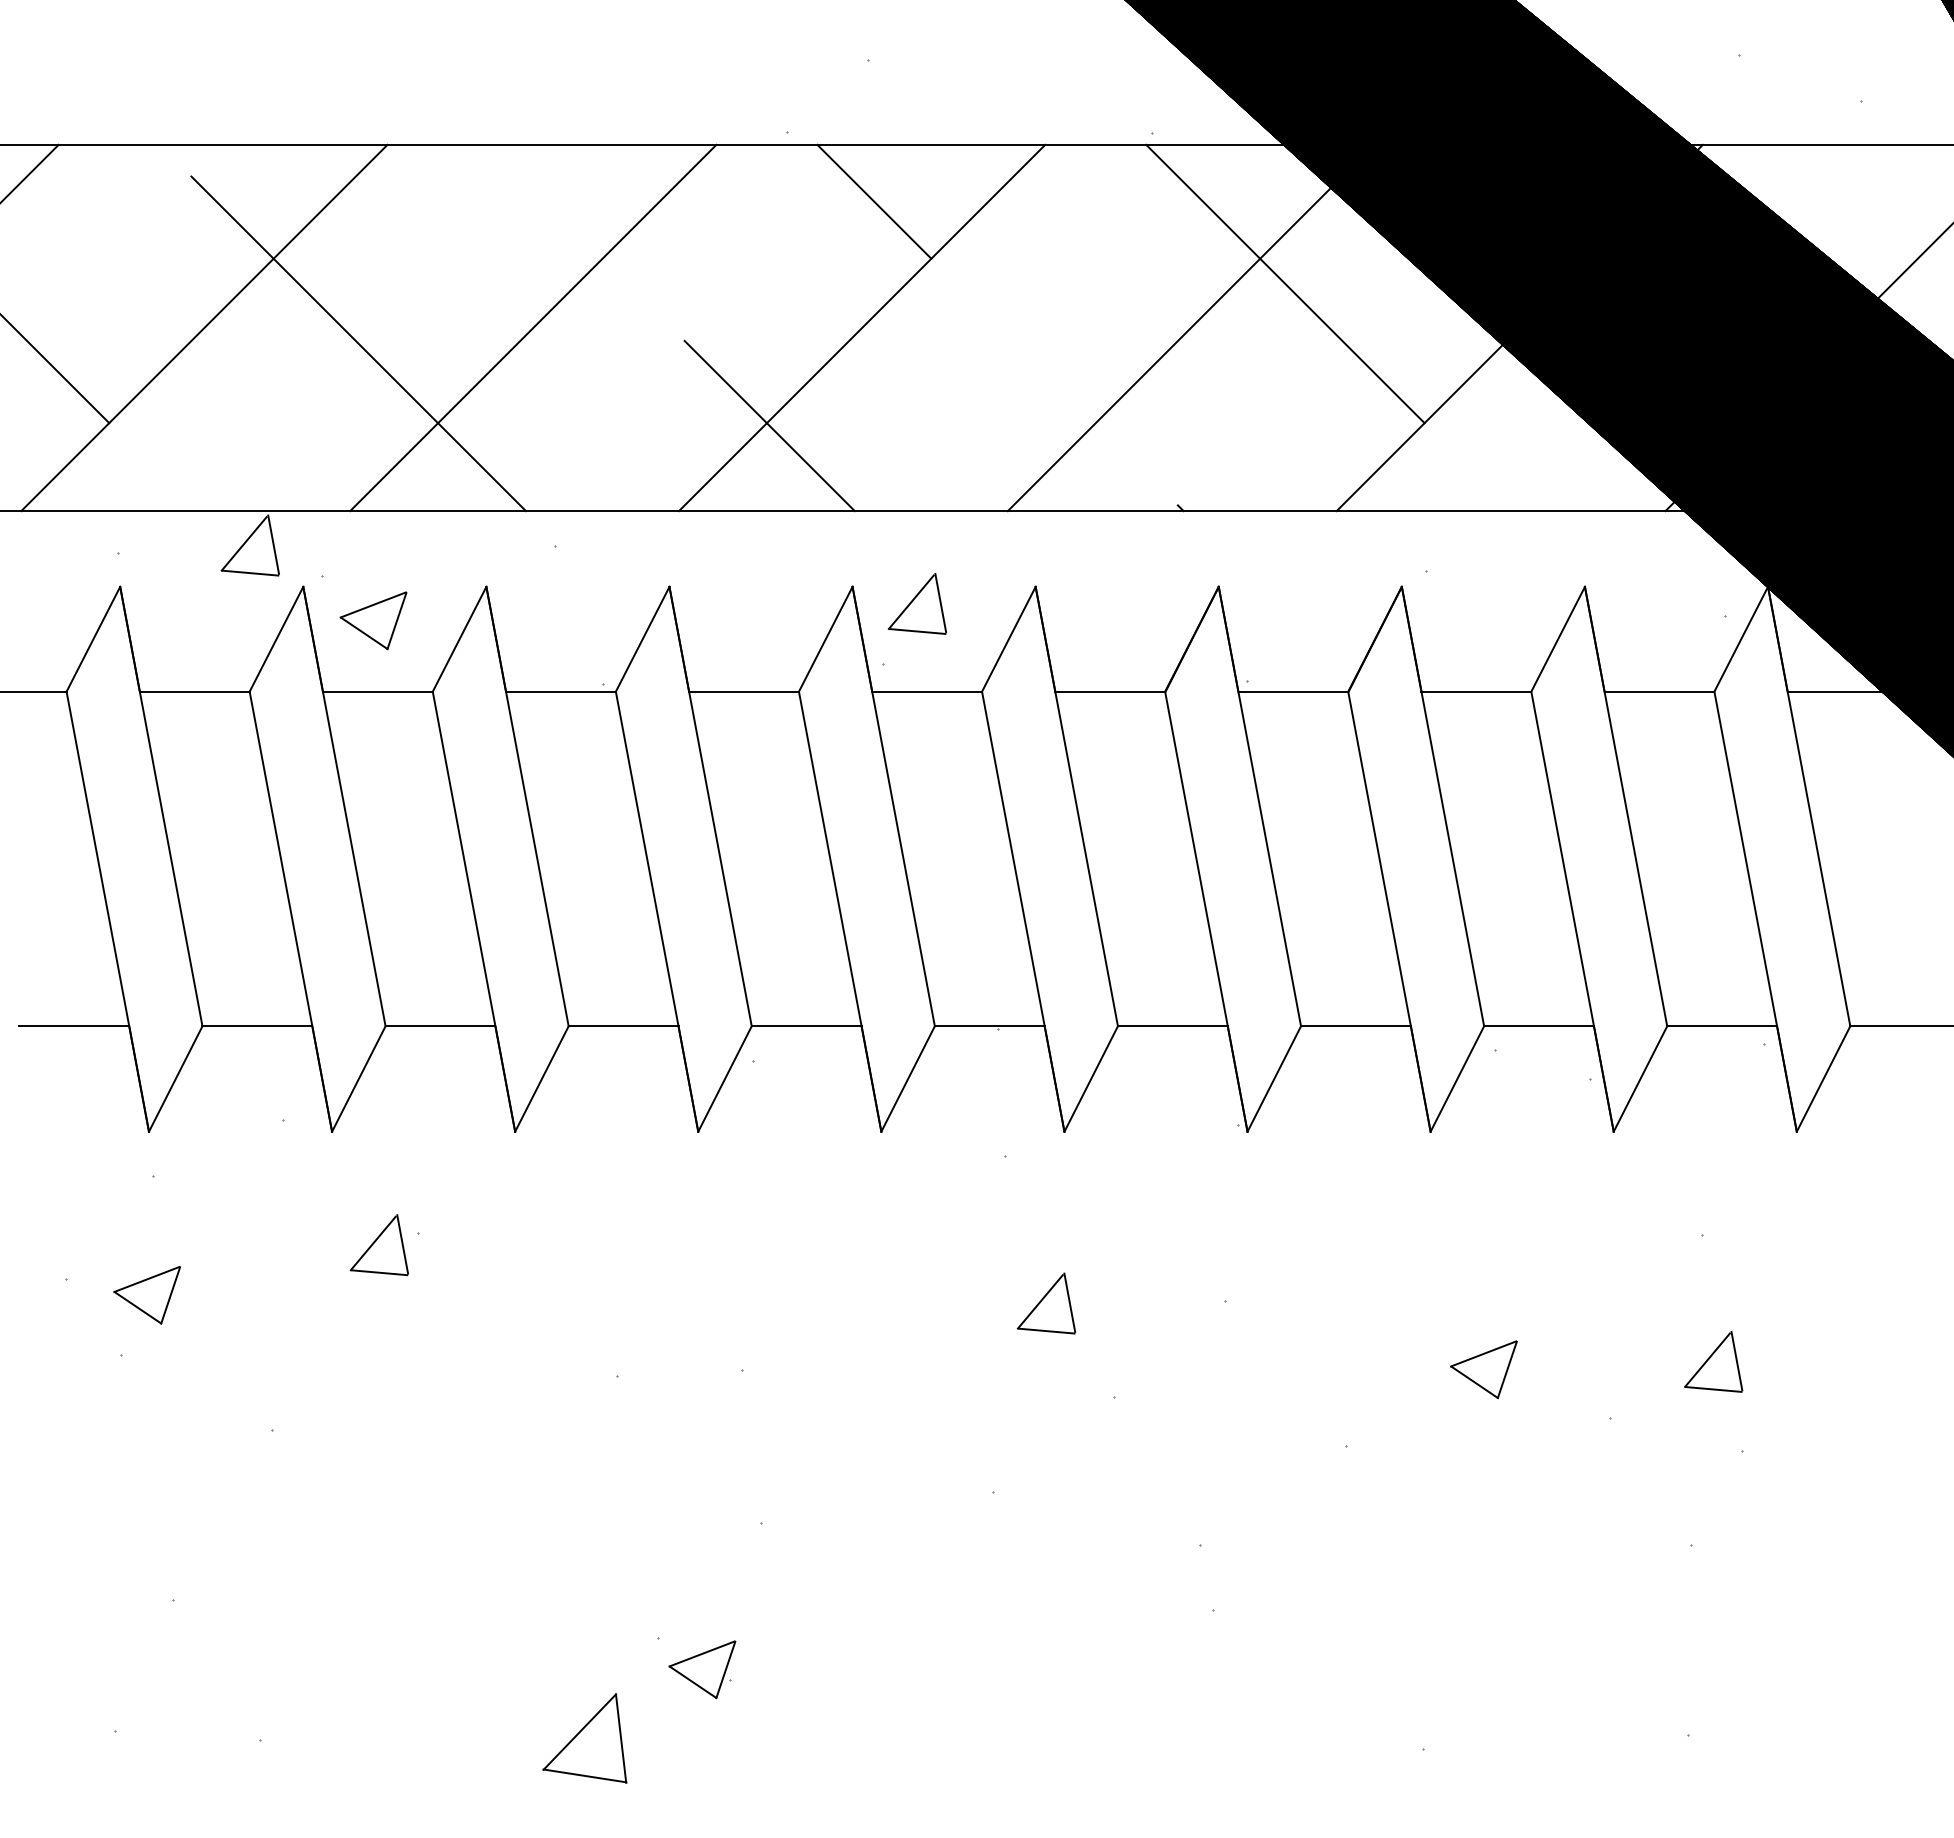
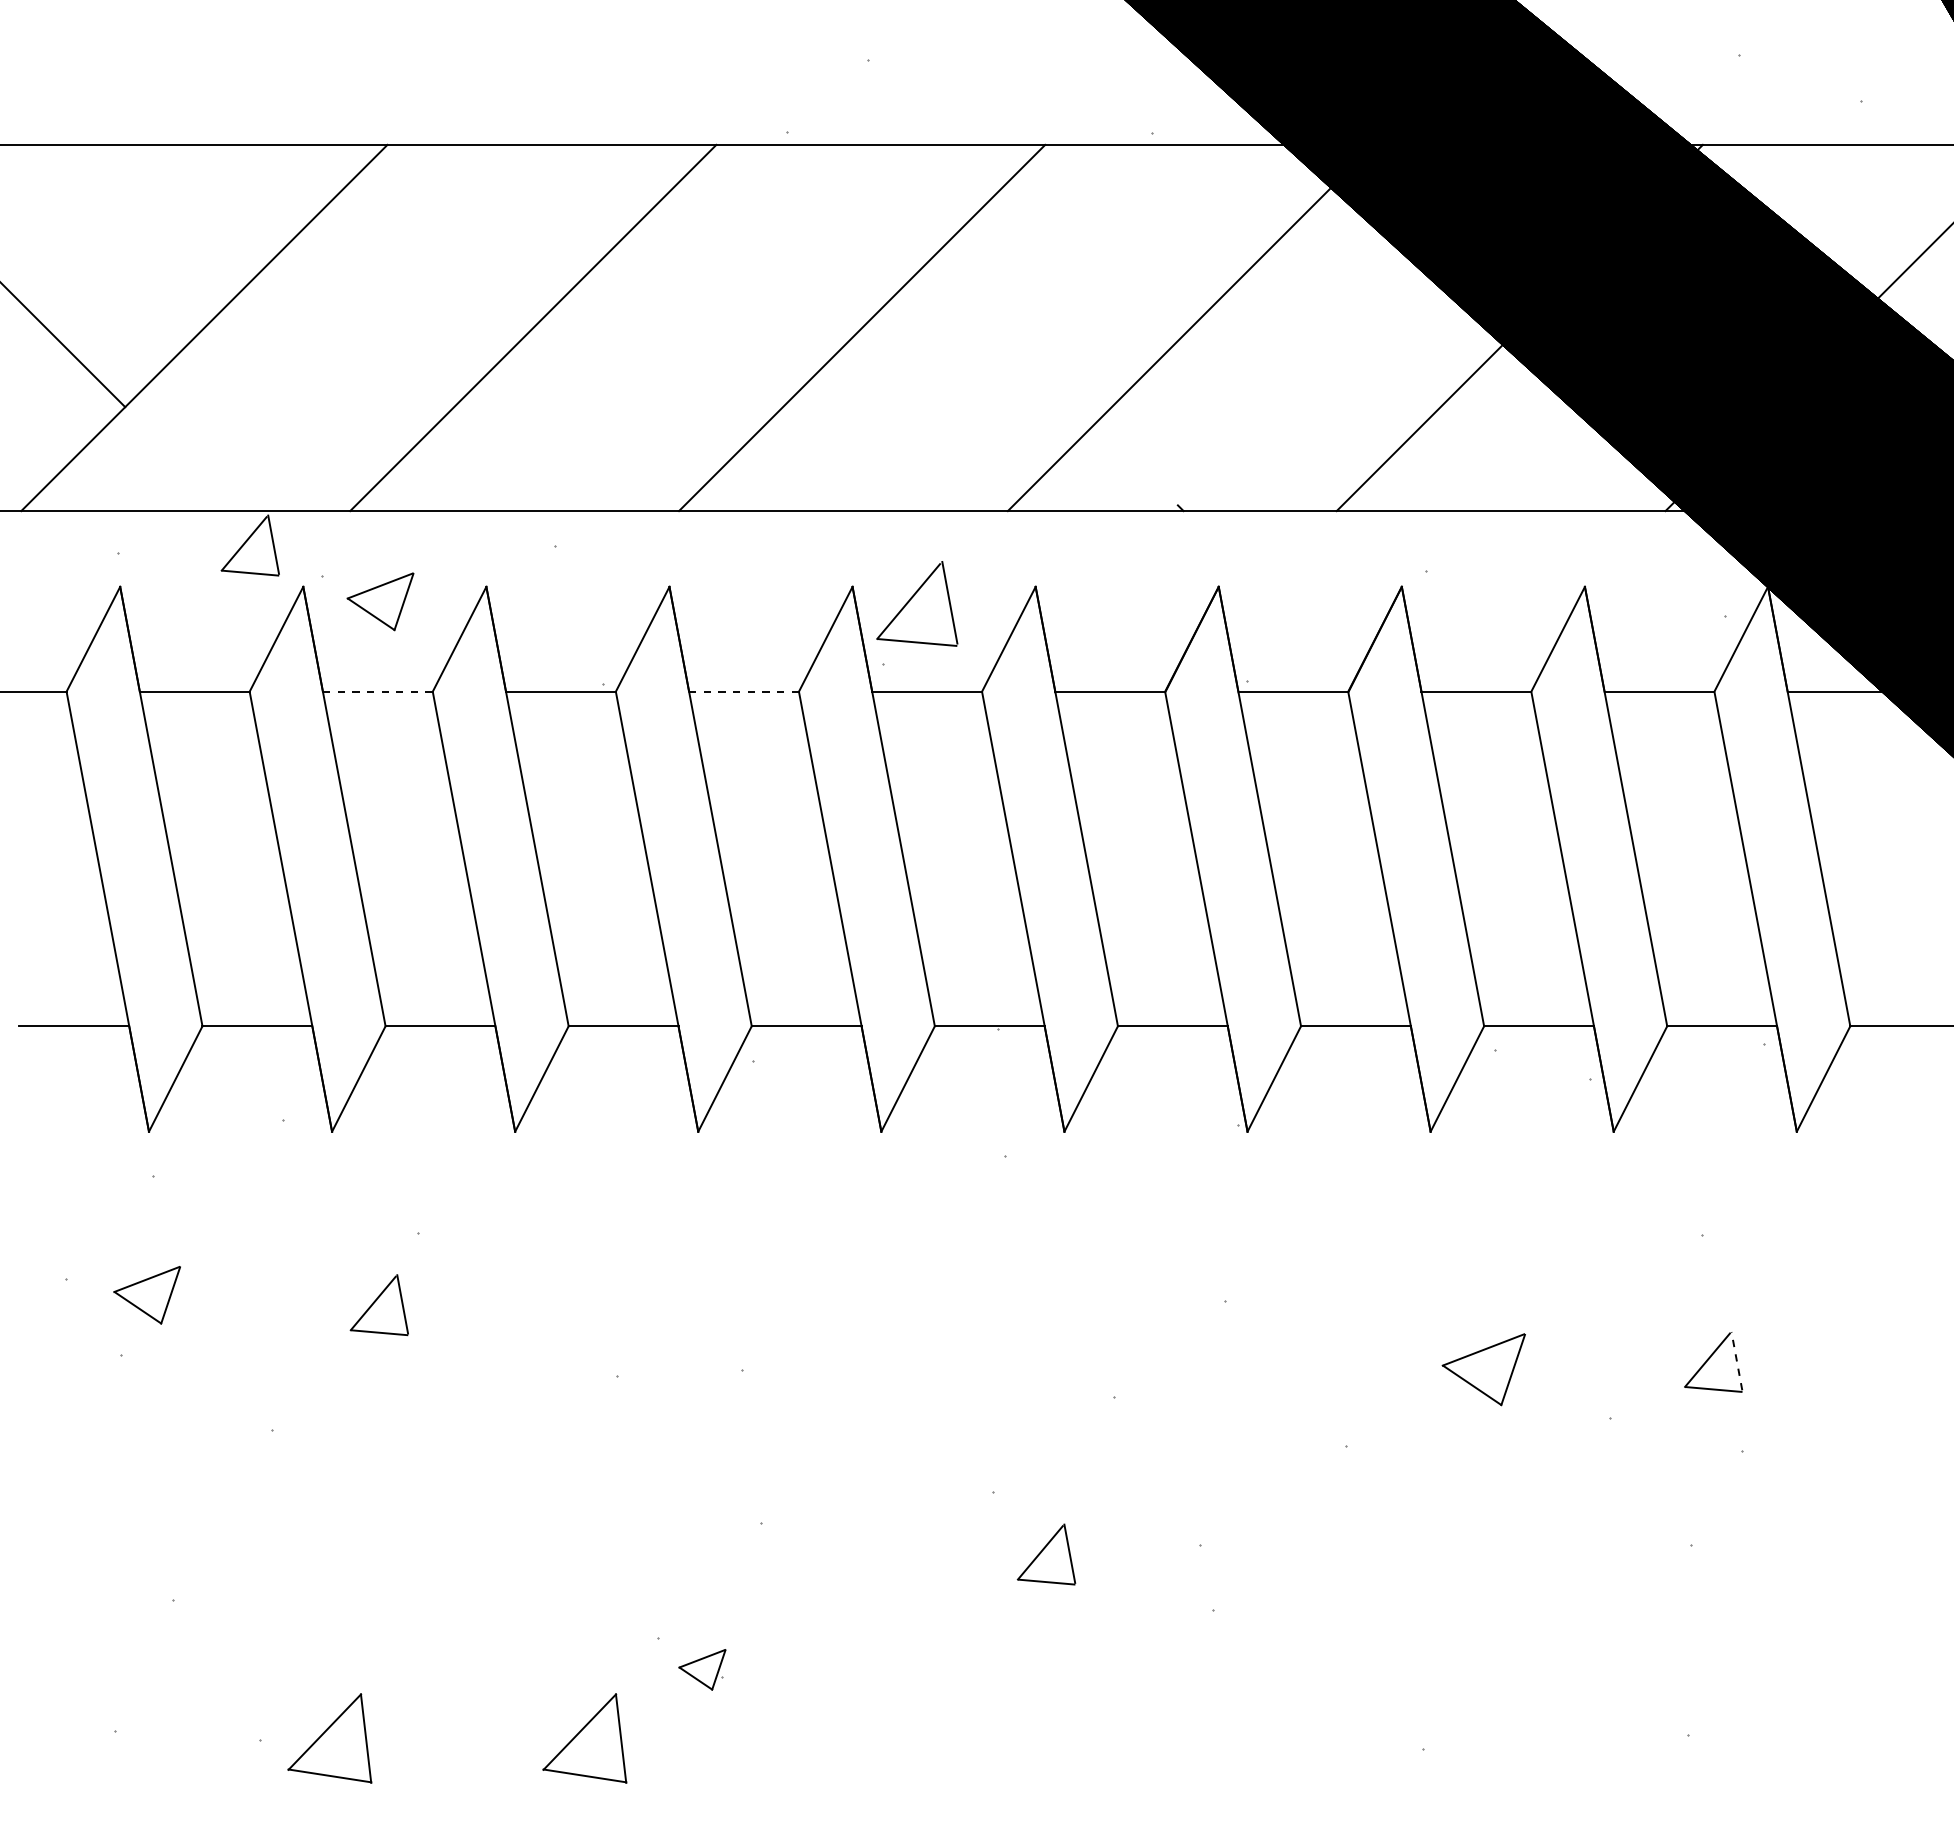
line: present -> none (30, 172)
line: present -> none (874, 201)
line: present -> none (1285, 283)
line: present -> none (358, 343)
line position: (55, 369) -> (63, 345) (63, 345)
line: present -> none (769, 425)
part size: 60x62 px -> 83x86 px (917, 603)
part position: (373, 620) -> (380, 601) (380, 601)
line: solid -> dashed (377, 691)
line: solid -> dashed (744, 691)
part position: (378, 1245) -> (378, 1305) (378, 1305)
part position: (1046, 1303) -> (1046, 1554) (1046, 1554)
line: solid -> dashed (1736, 1361)
part size: 68x60 px -> 85x74 px (1483, 1369)
part size: 69x60 px -> 49x42 px (702, 1669)
part: none -> present (329, 1738)
